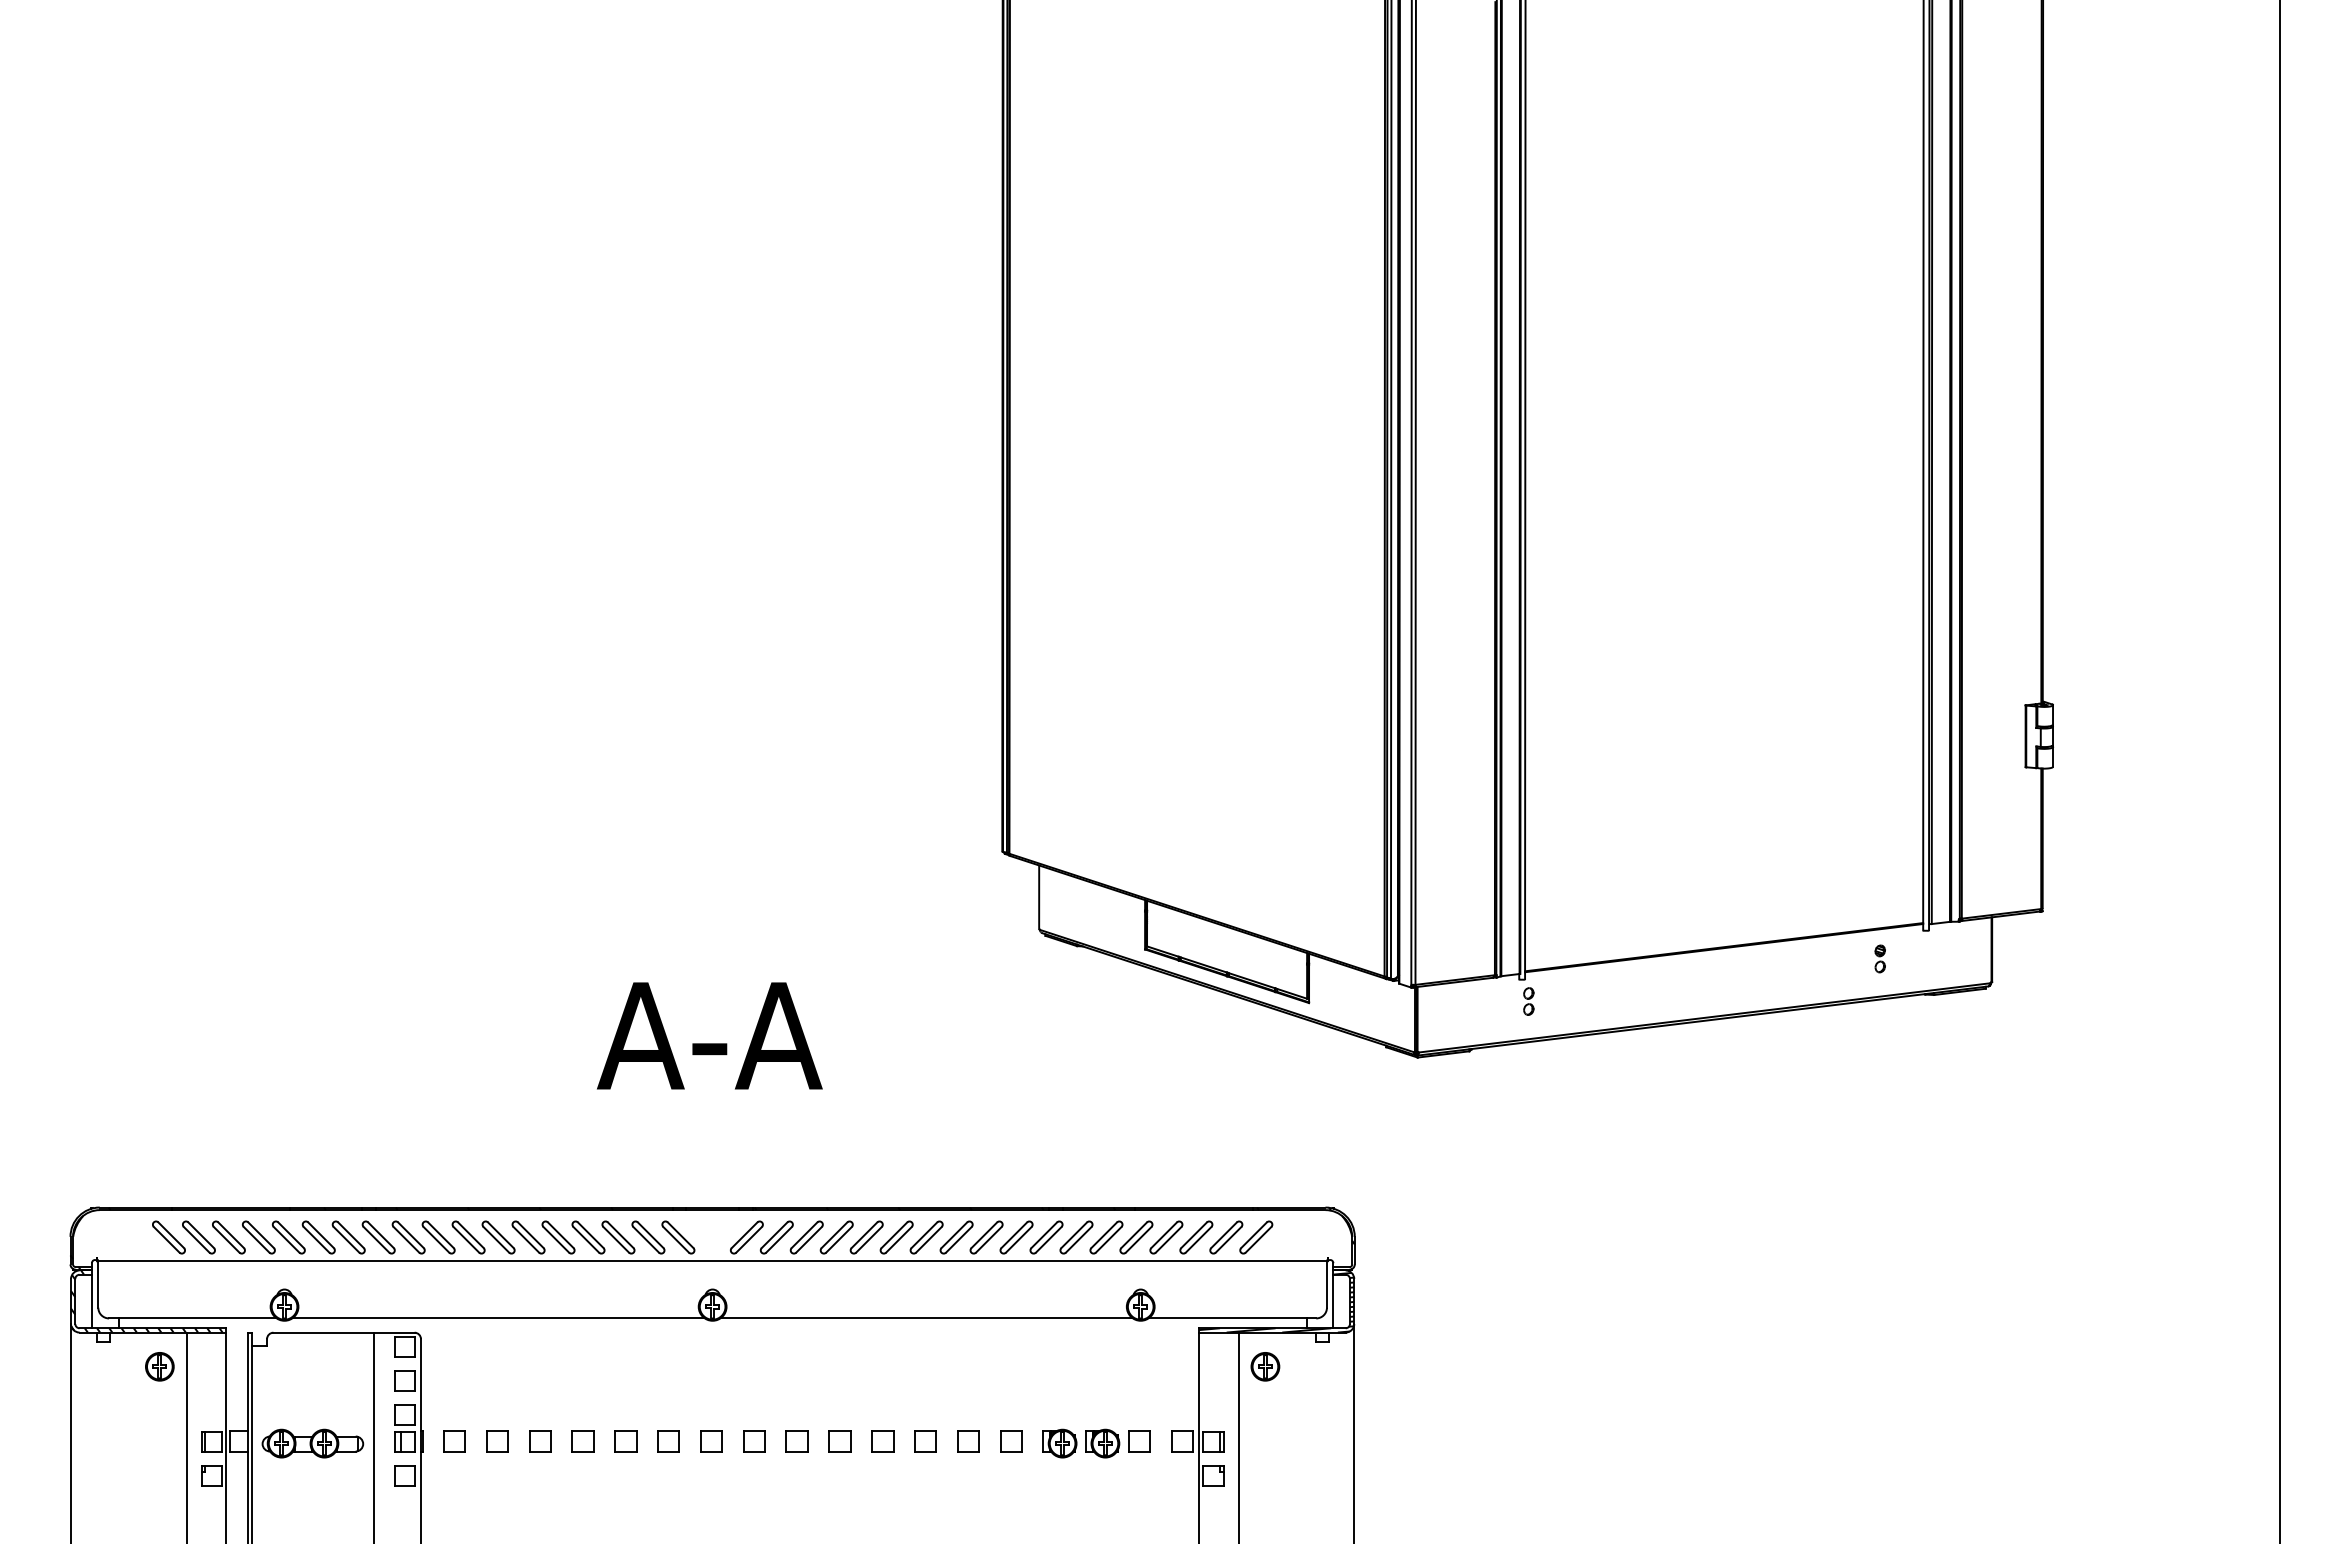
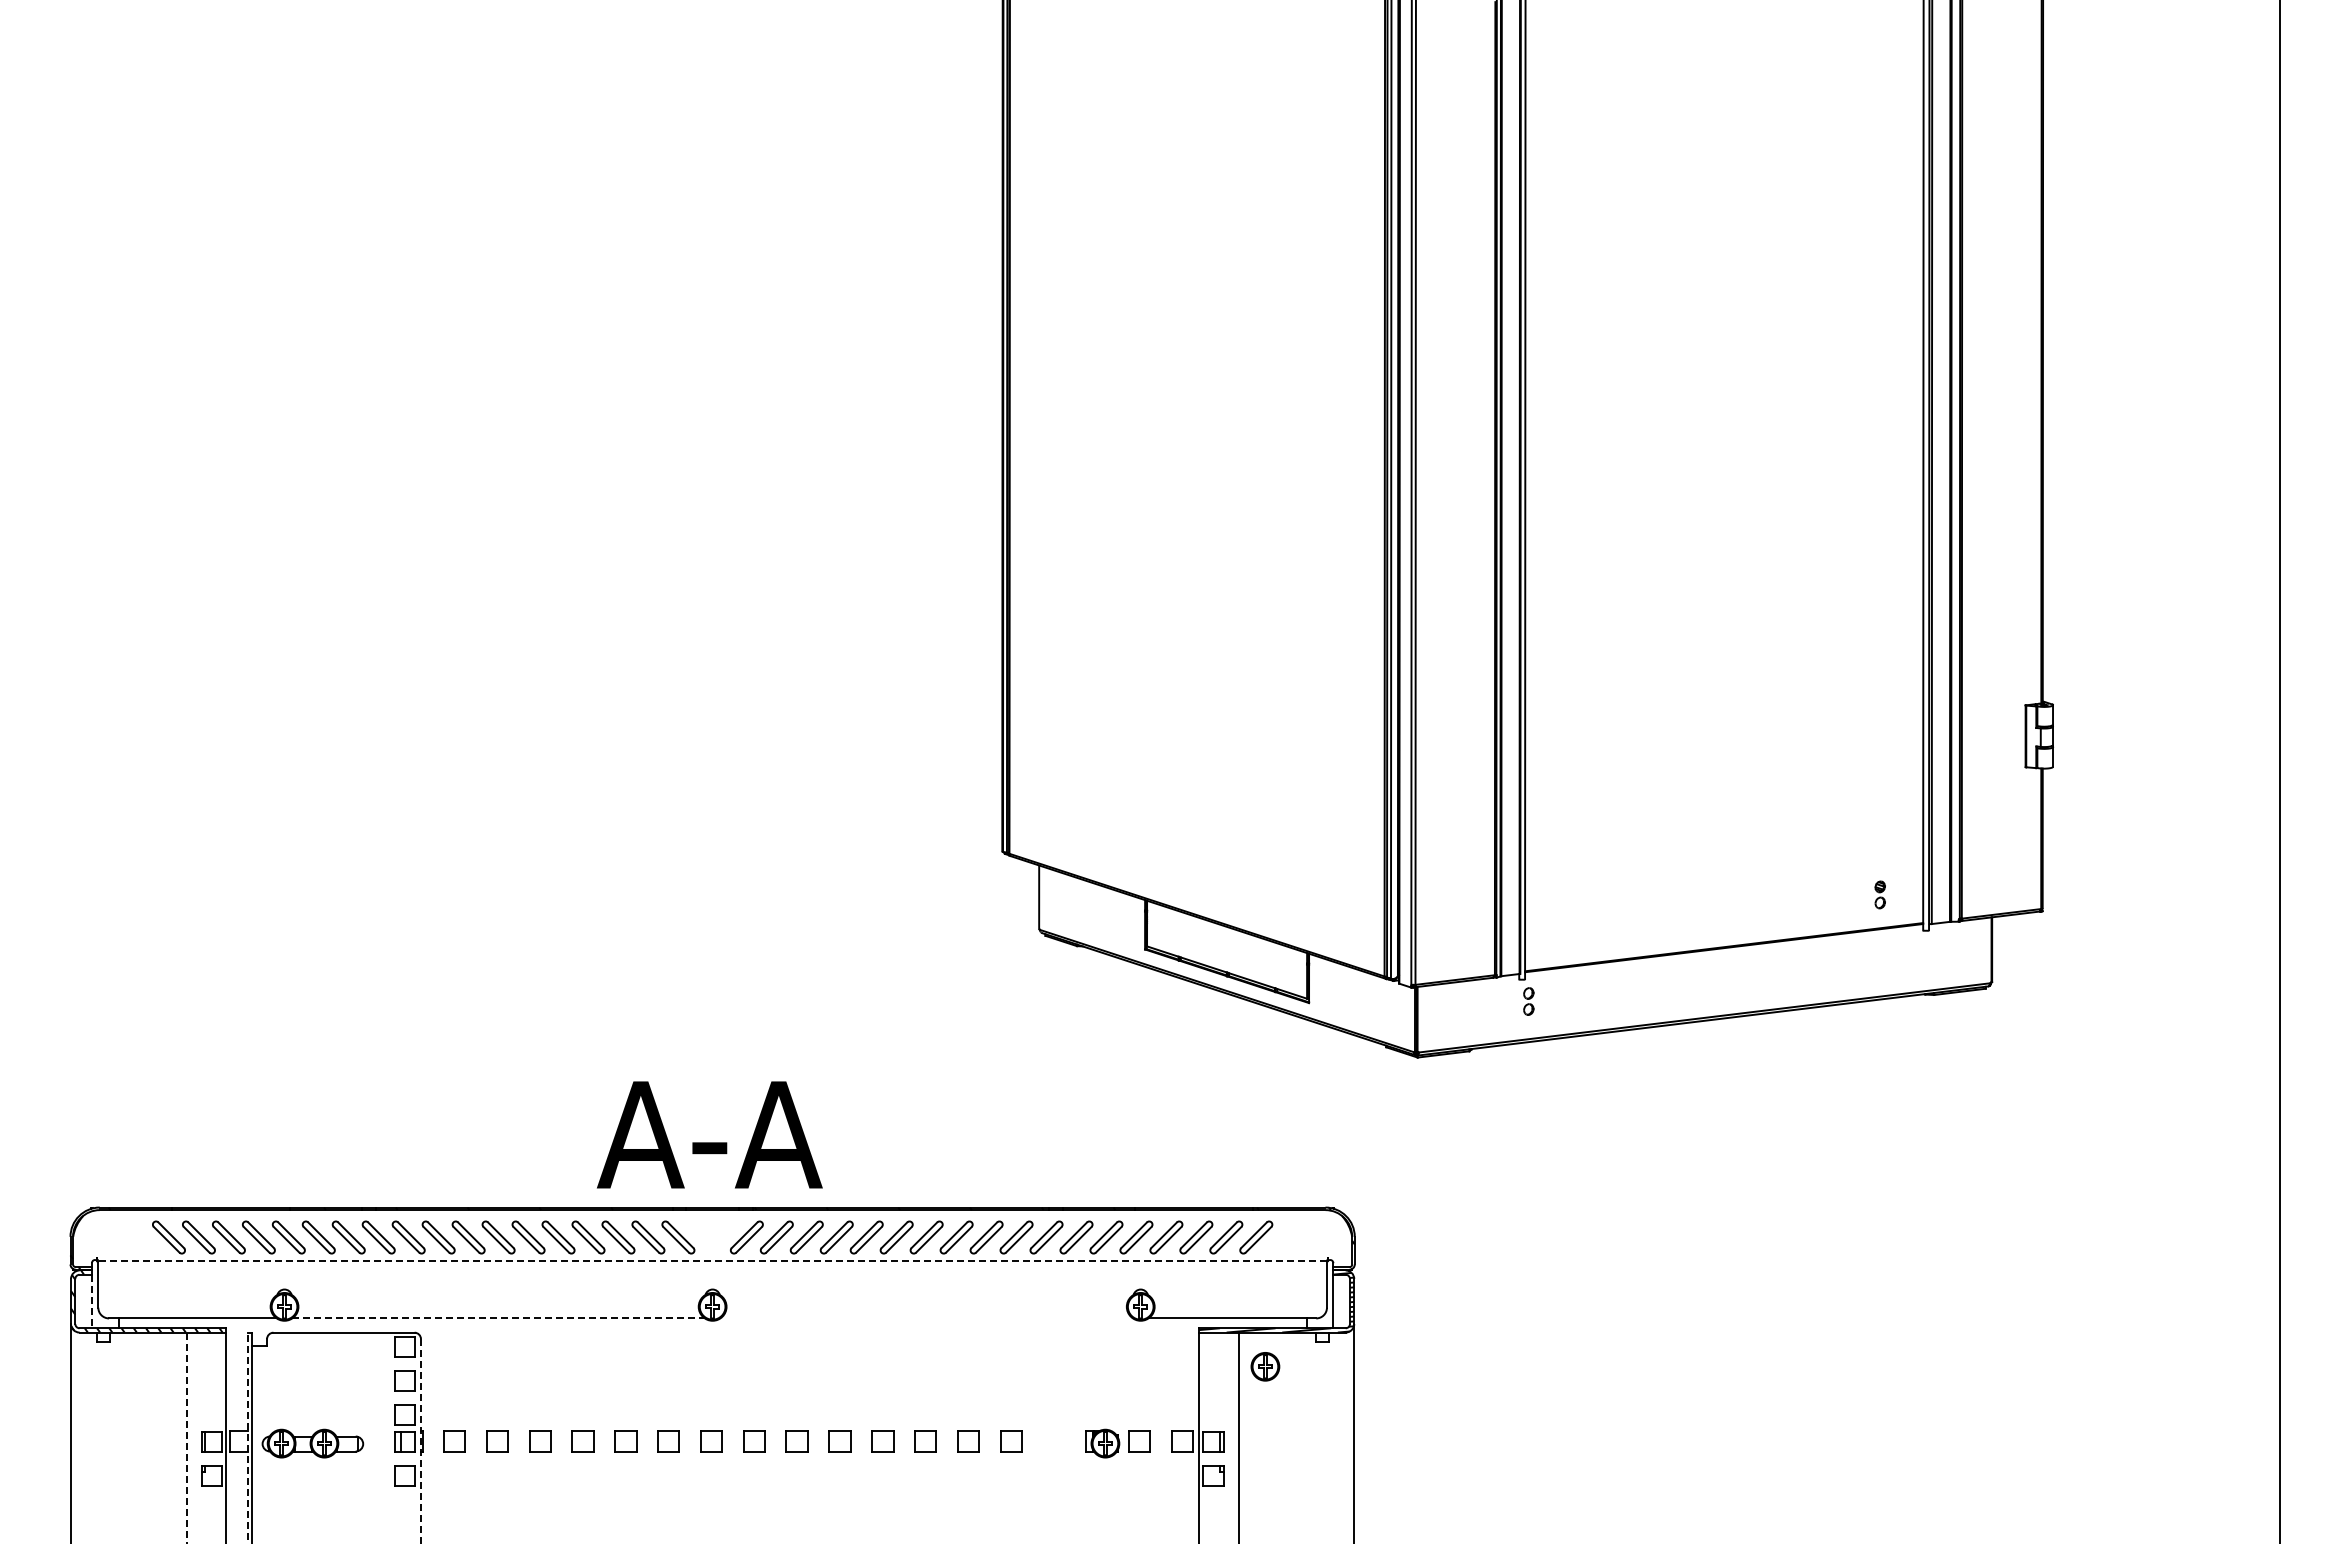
part position: (1879, 958) -> (1879, 894) (1879, 894)
text position: (709, 1035) -> (709, 1134) (709, 1134)
line: solid -> dashed (712, 1260)
line: solid -> dashed (92, 1301)
line: solid -> dashed (498, 1318)
line: present -> none (926, 1318)
part: present -> none (159, 1366)
line: present -> none (373, 1436)
line: solid -> dashed (247, 1437)
line: solid -> dashed (186, 1438)
line: solid -> dashed (421, 1441)
part: present -> none (1059, 1443)
